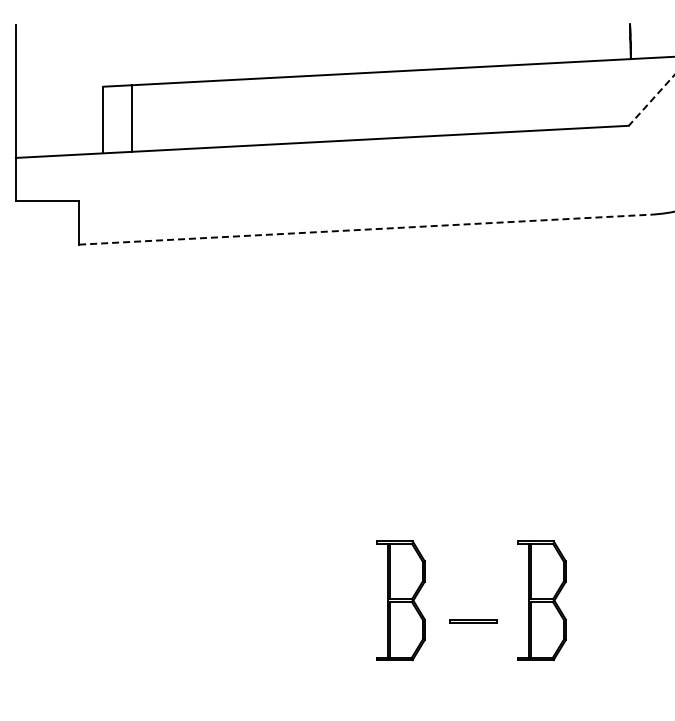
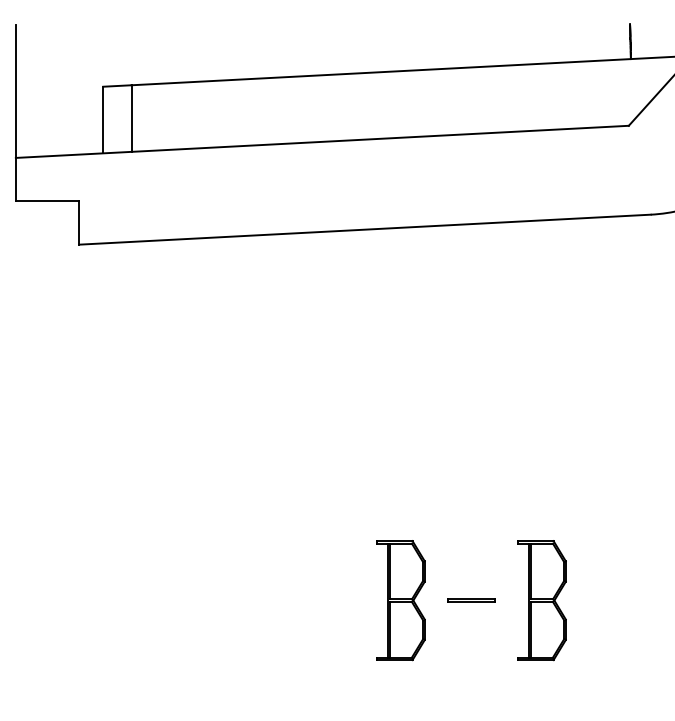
line: dashed -> solid (651, 100)
line: dashed -> solid (365, 229)
line position: (473, 620) -> (471, 599) (471, 599)
